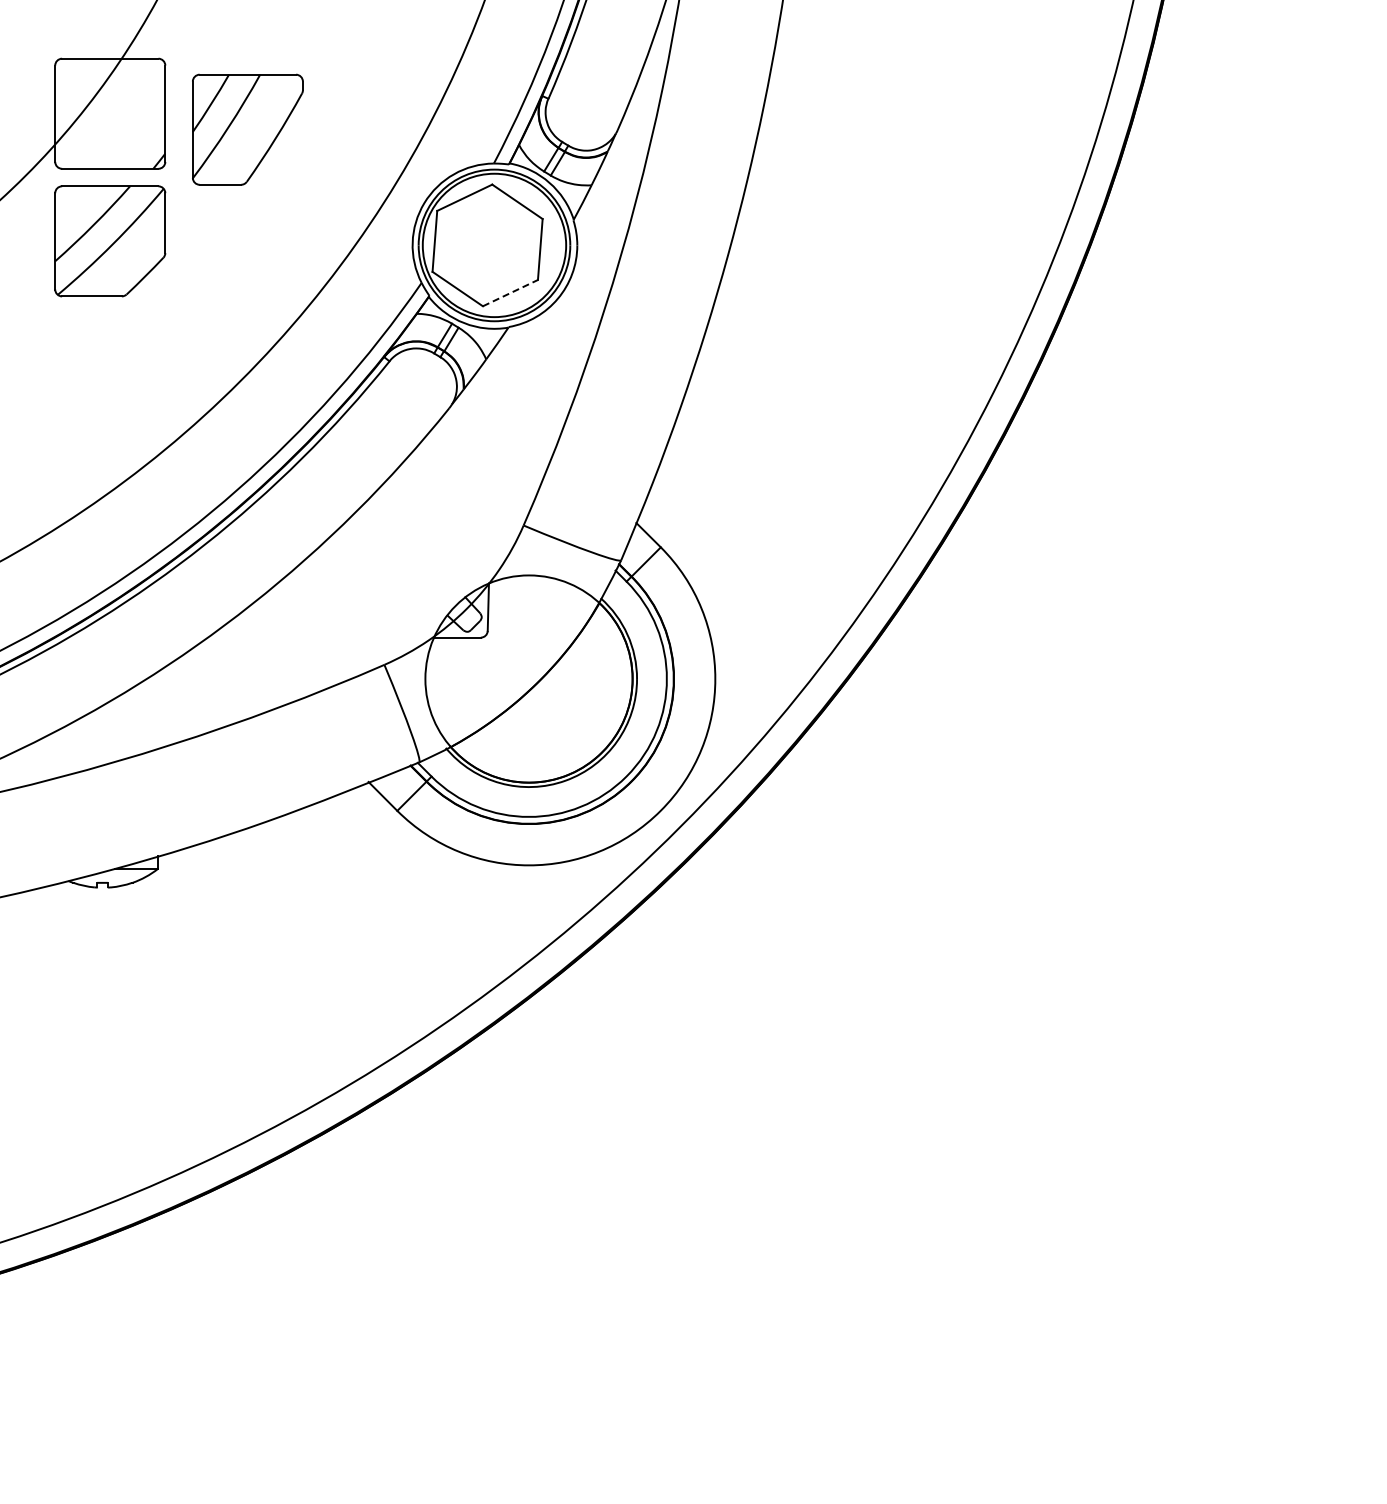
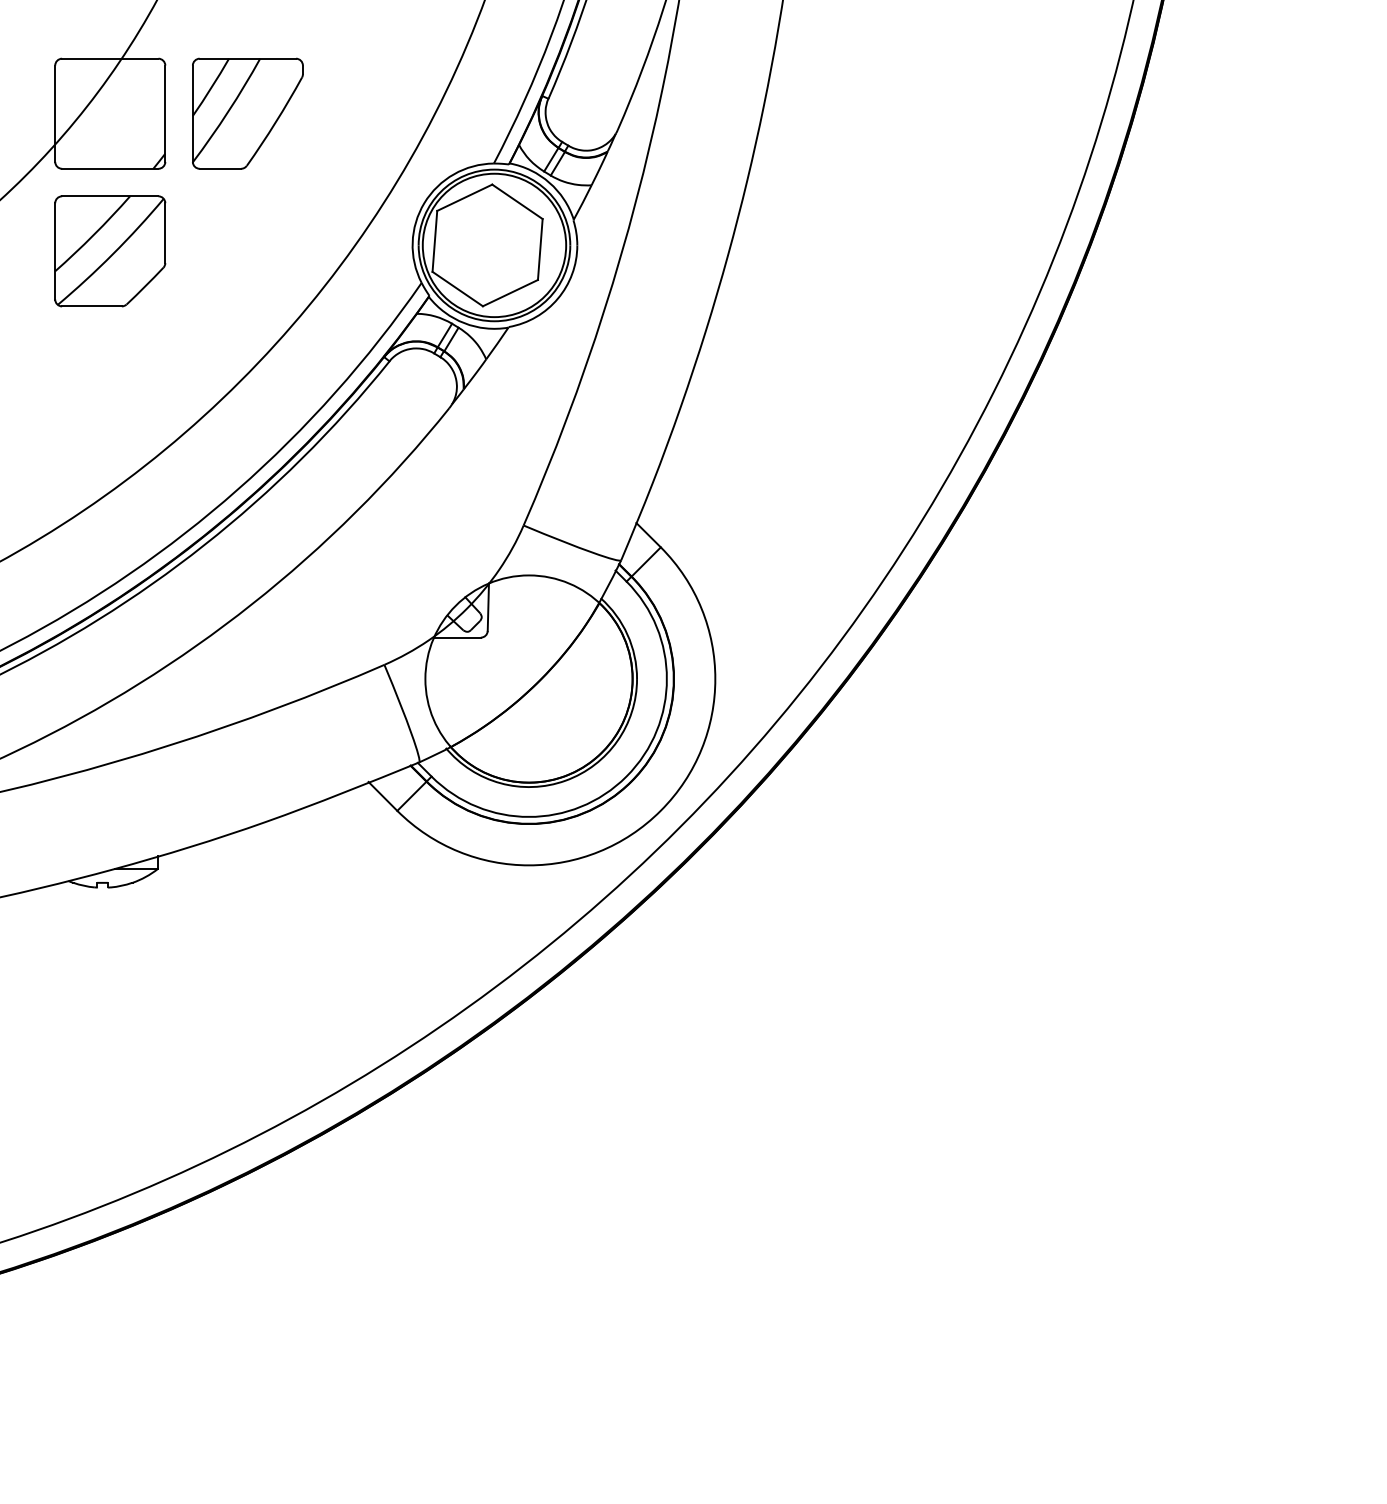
part position: (247, 129) -> (247, 113) (247, 113)
part position: (110, 241) -> (110, 251) (110, 251)
line: dashed -> solid (510, 292)
